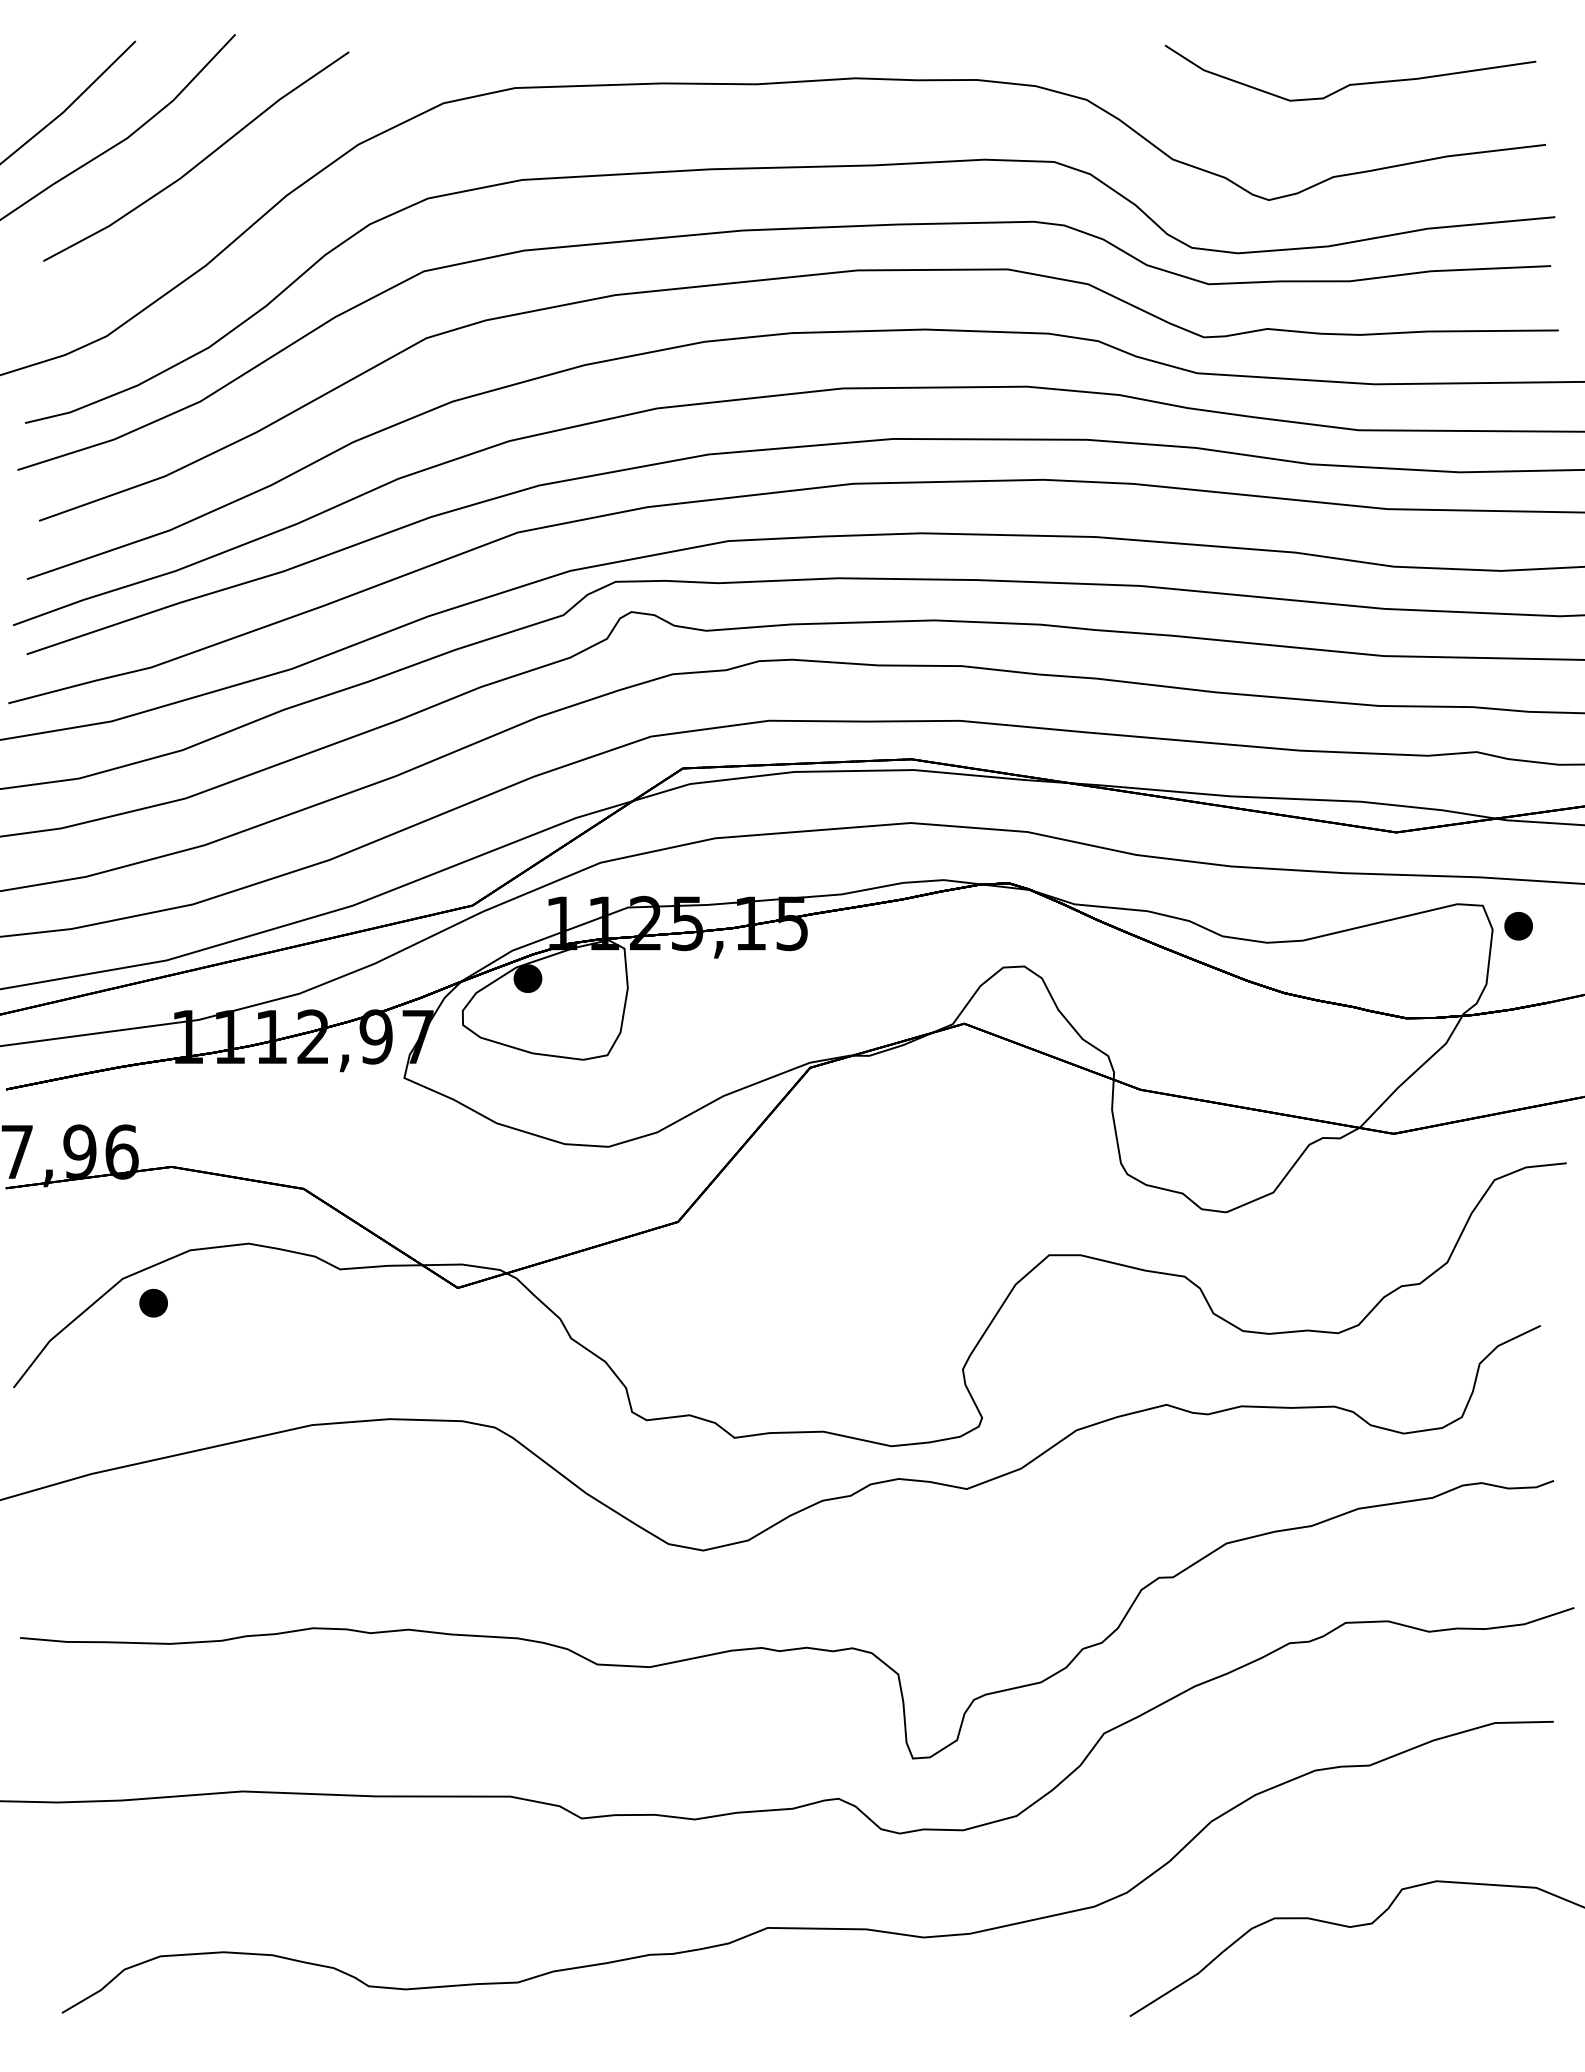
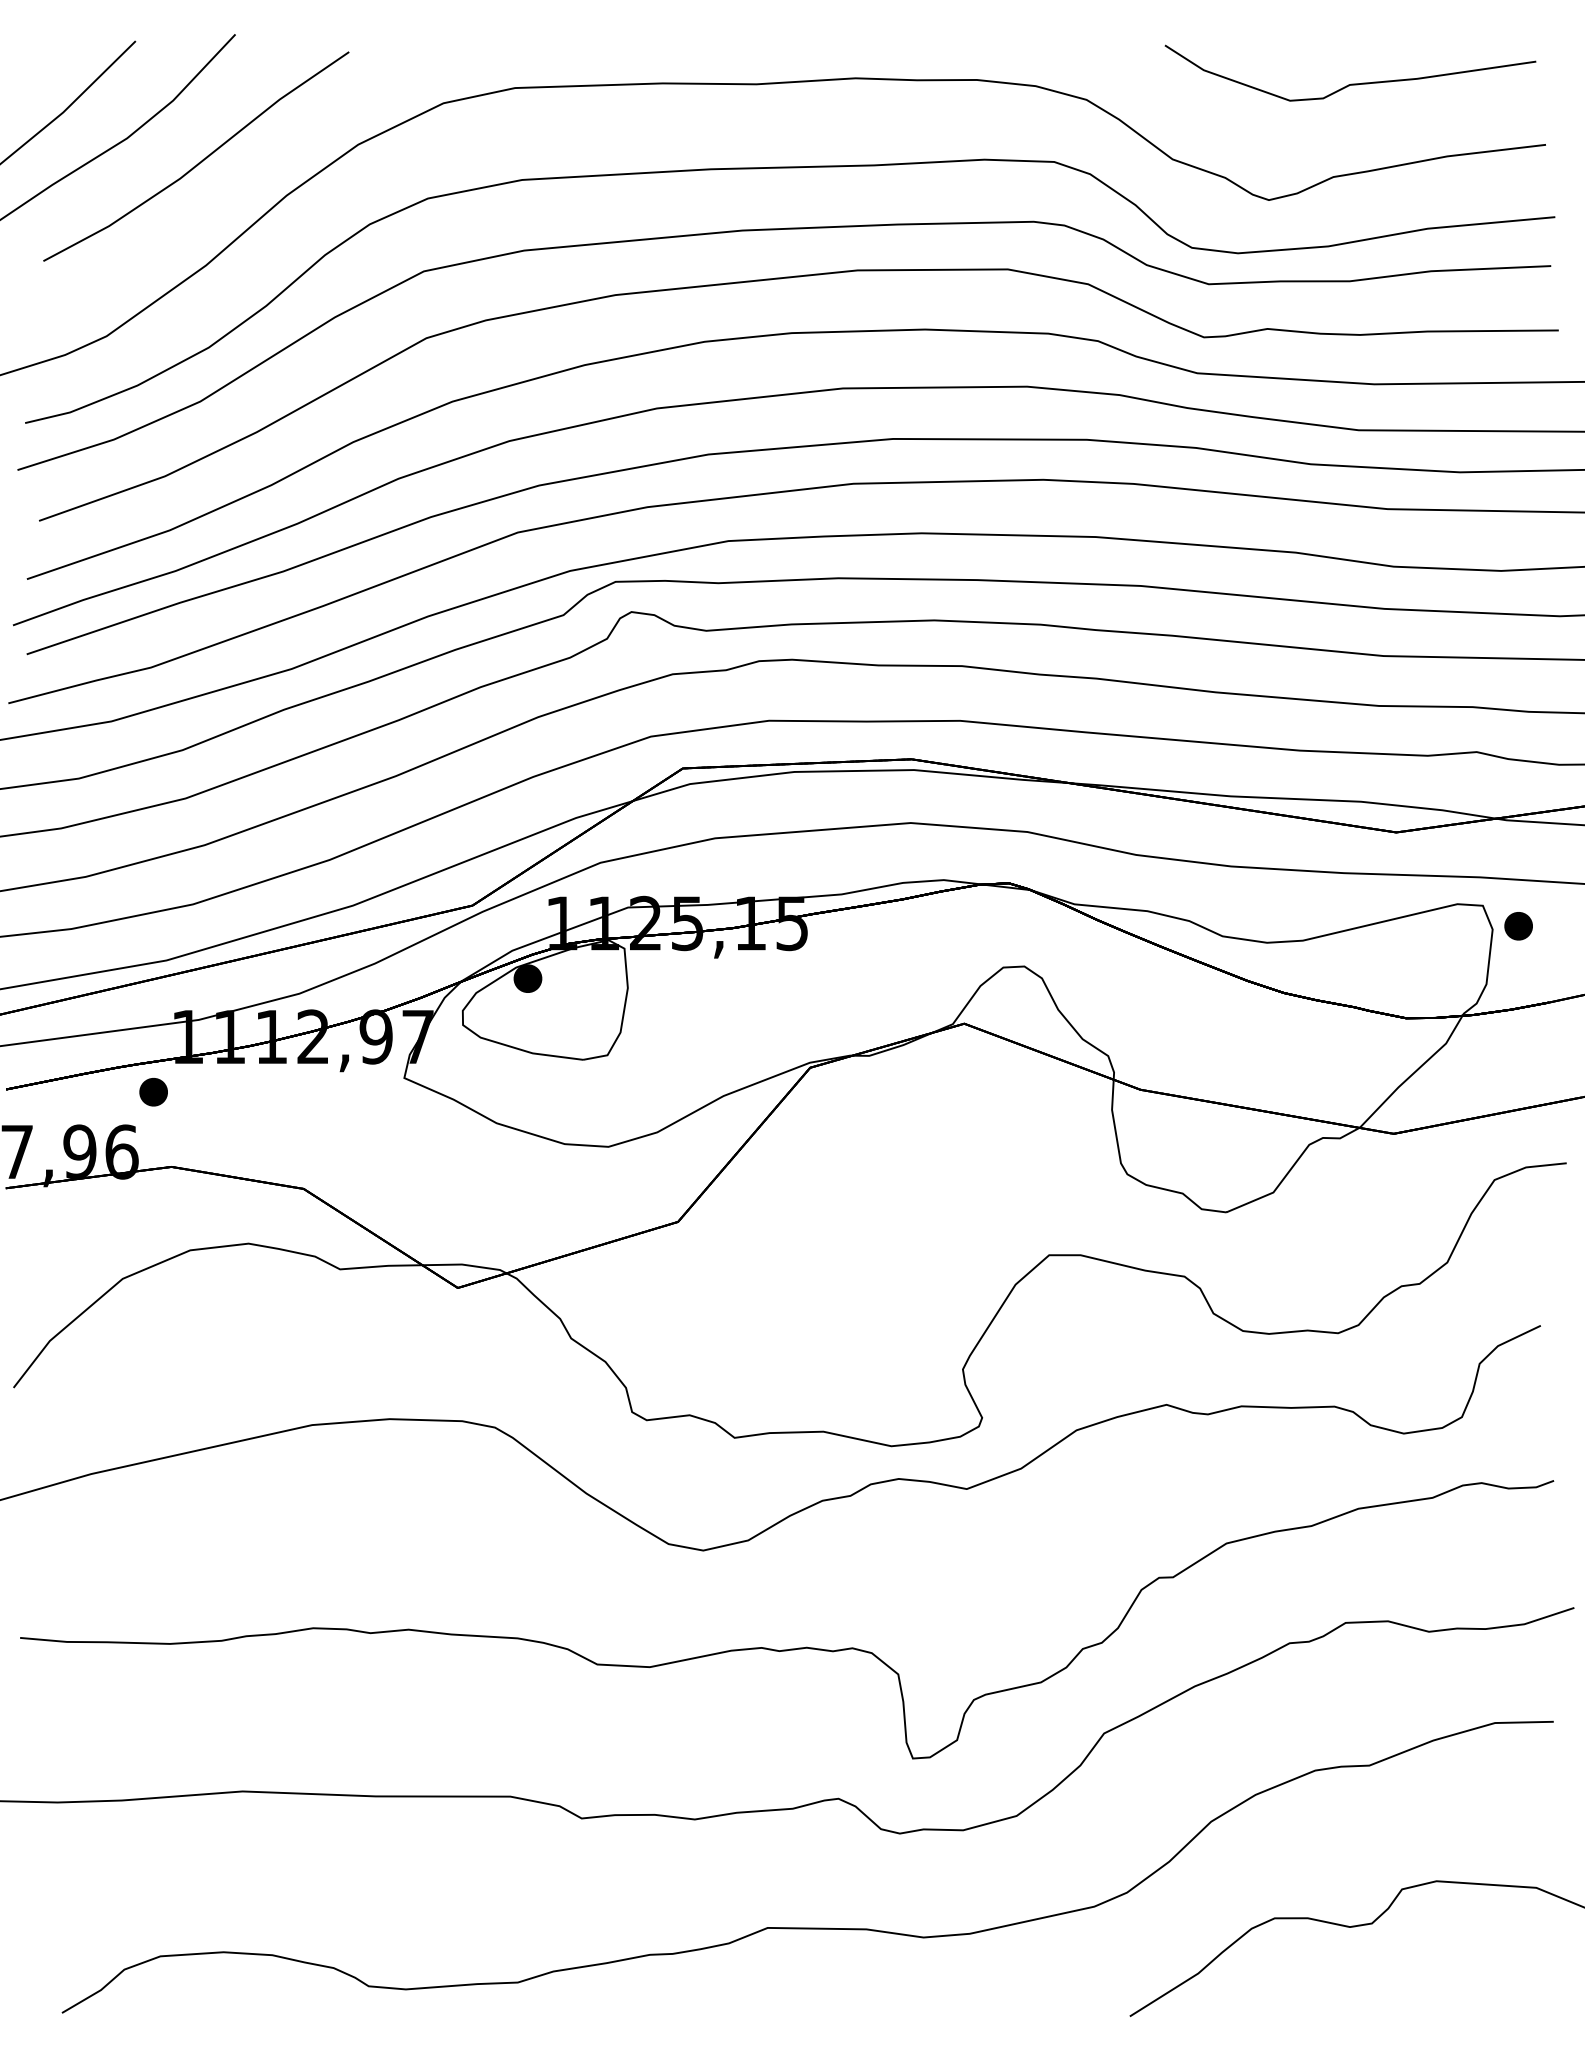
part position: (153, 1303) -> (153, 1092) (153, 1092)
